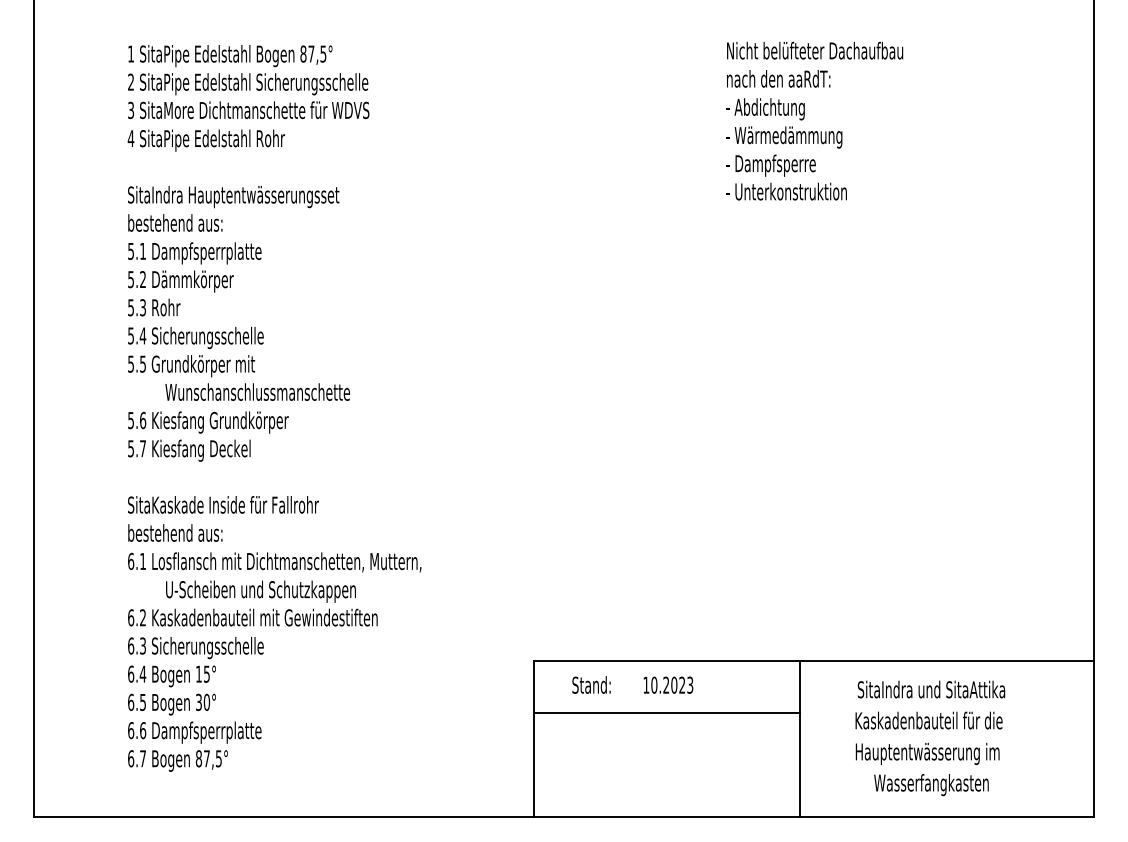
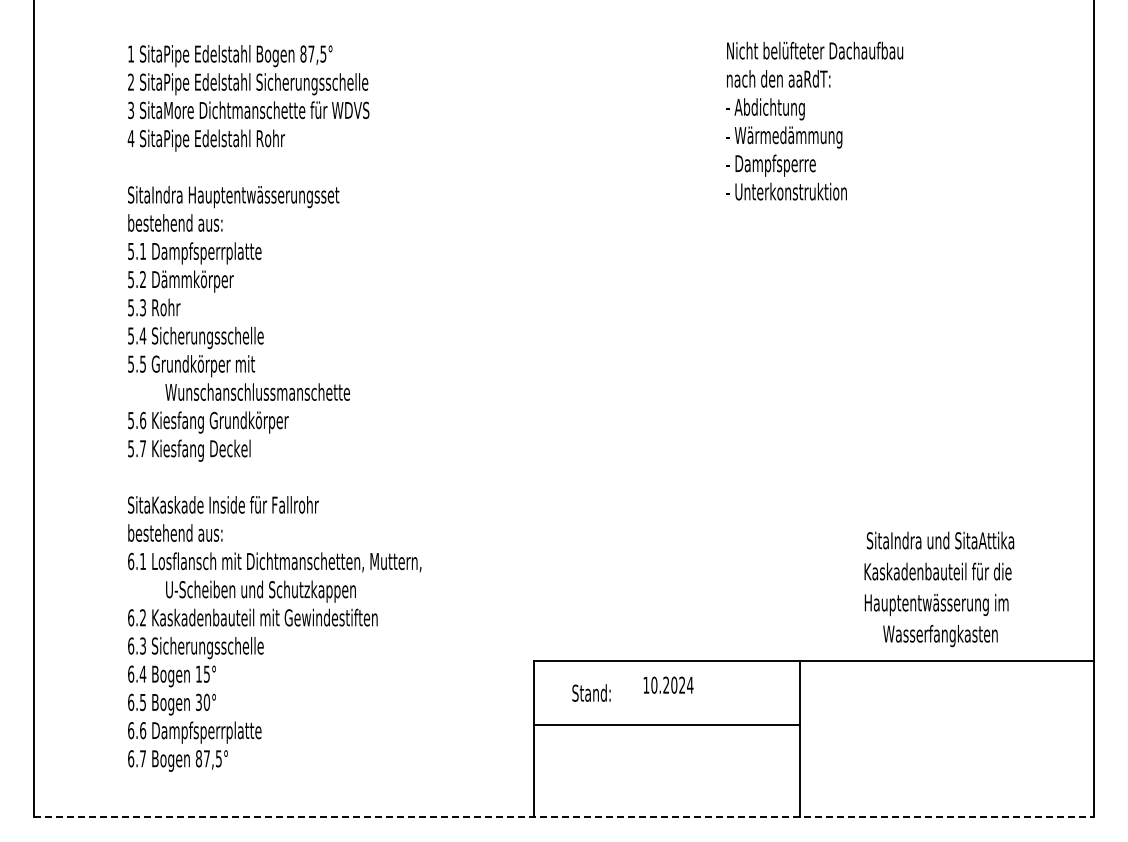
text position: (591, 684) -> (591, 692) (591, 692)
text: 10.2023 -> 10.2024 (690, 684)
line position: (666, 712) -> (666, 724) (666, 724)
text position: (930, 738) -> (939, 589) (939, 589)
line: solid -> dashed (564, 816)
